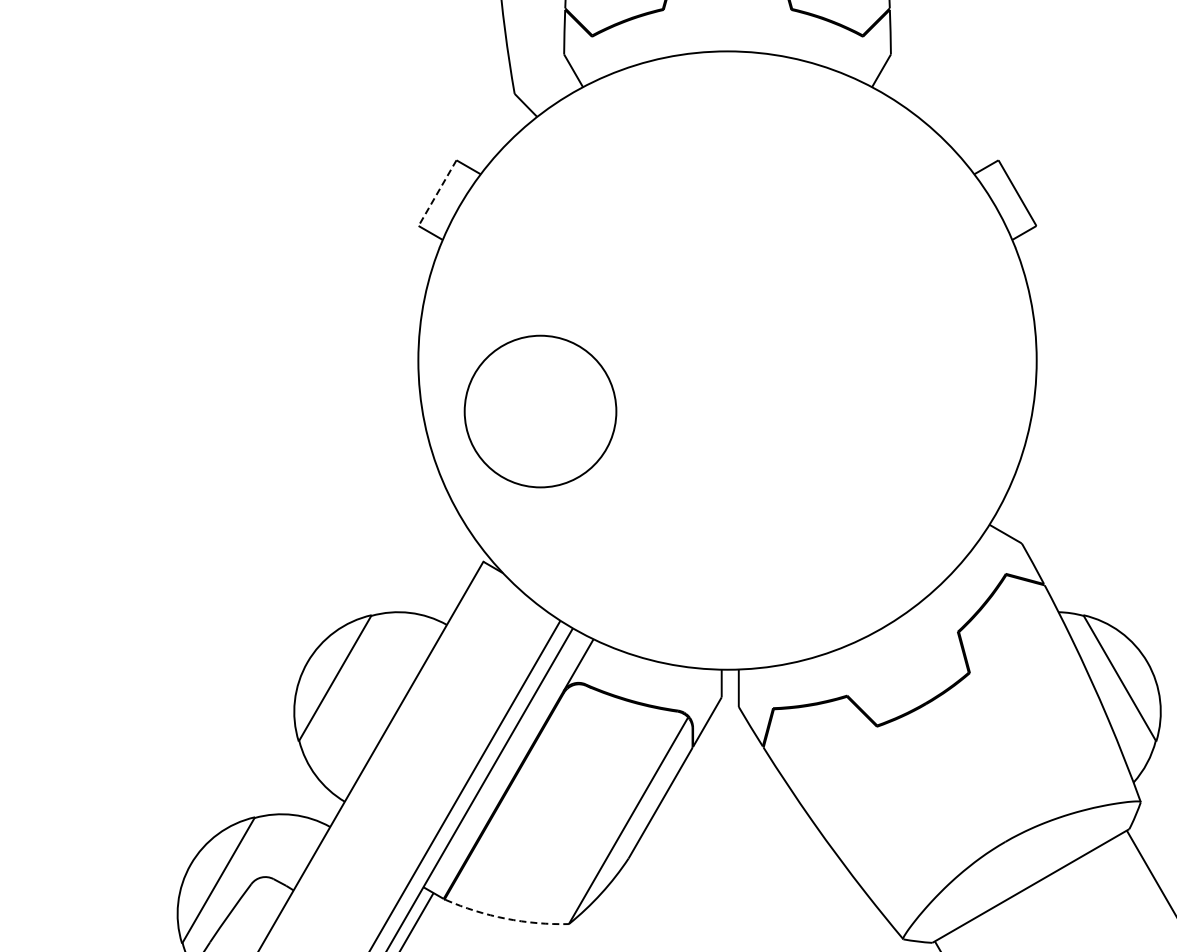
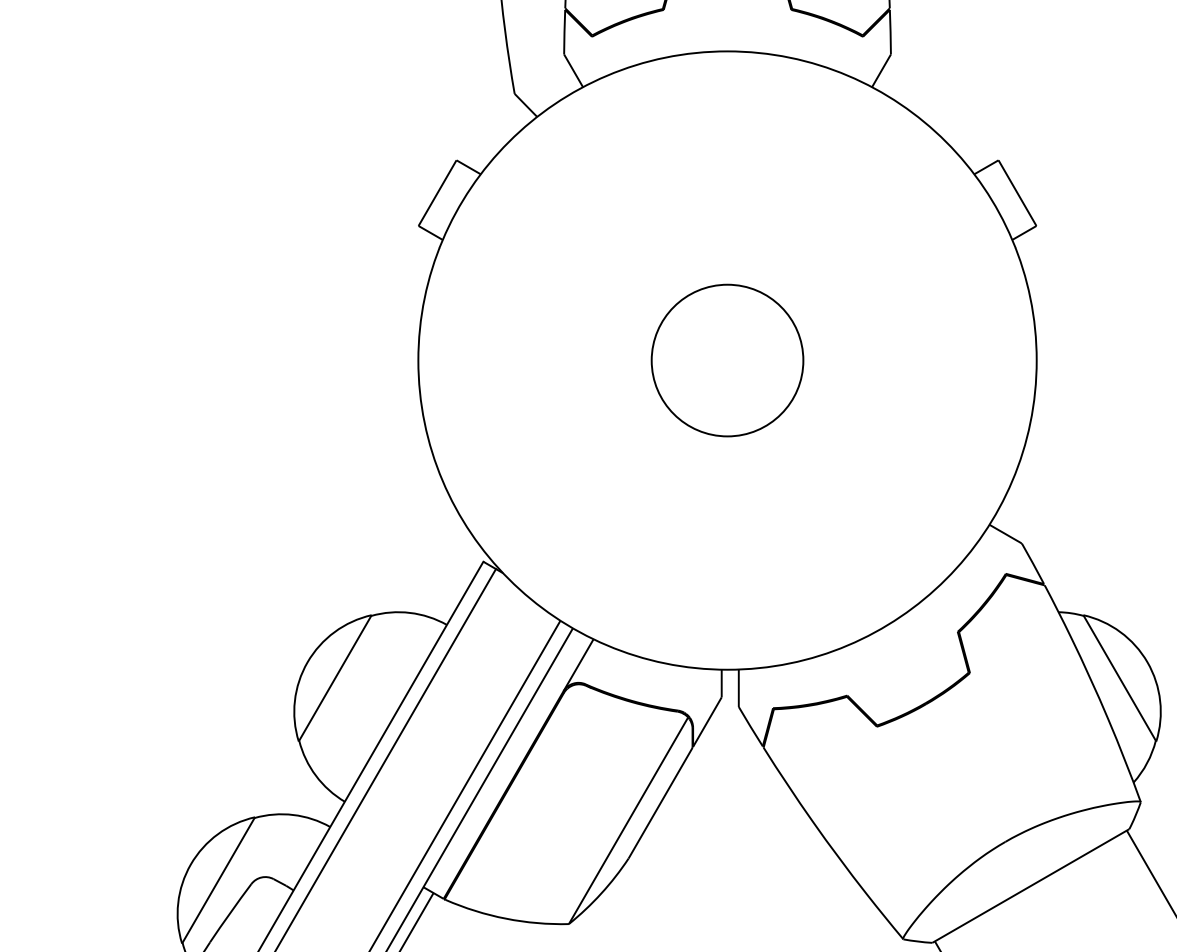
line: dashed -> solid (437, 193)
circle position: (540, 411) -> (727, 360) (727, 360)
line: none -> present (386, 758)
line: dashed -> solid (505, 918)
